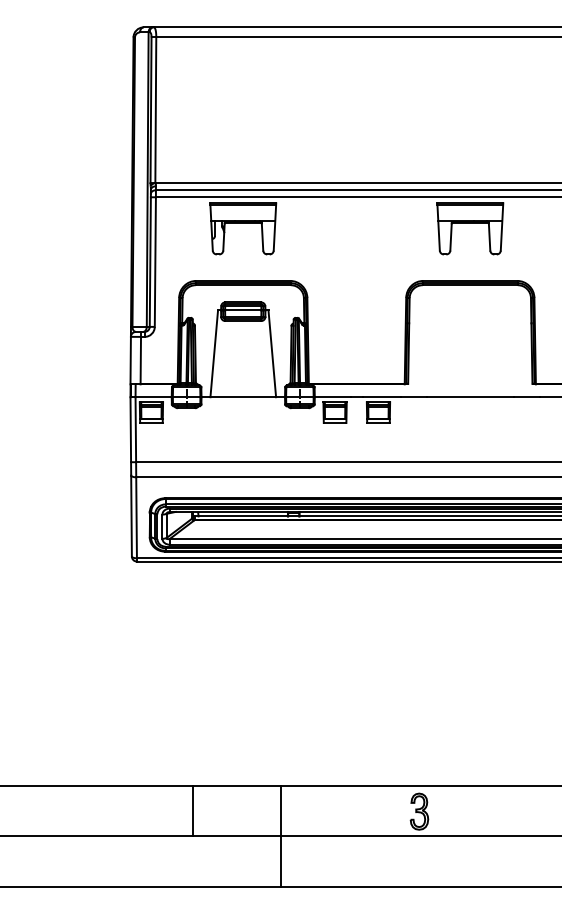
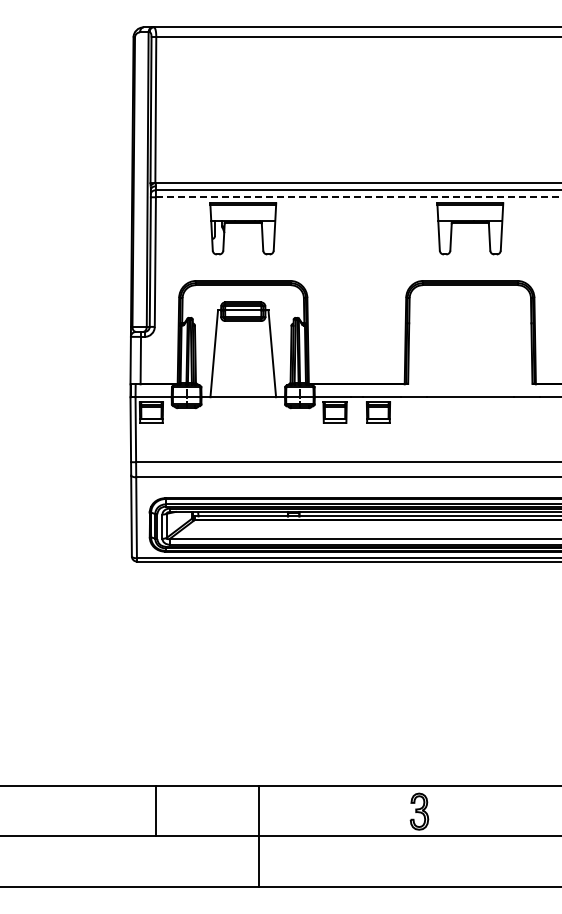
line: solid -> dashed (358, 197)
line position: (192, 810) -> (155, 810) (155, 810)
line position: (280, 835) -> (258, 835) (258, 835)
